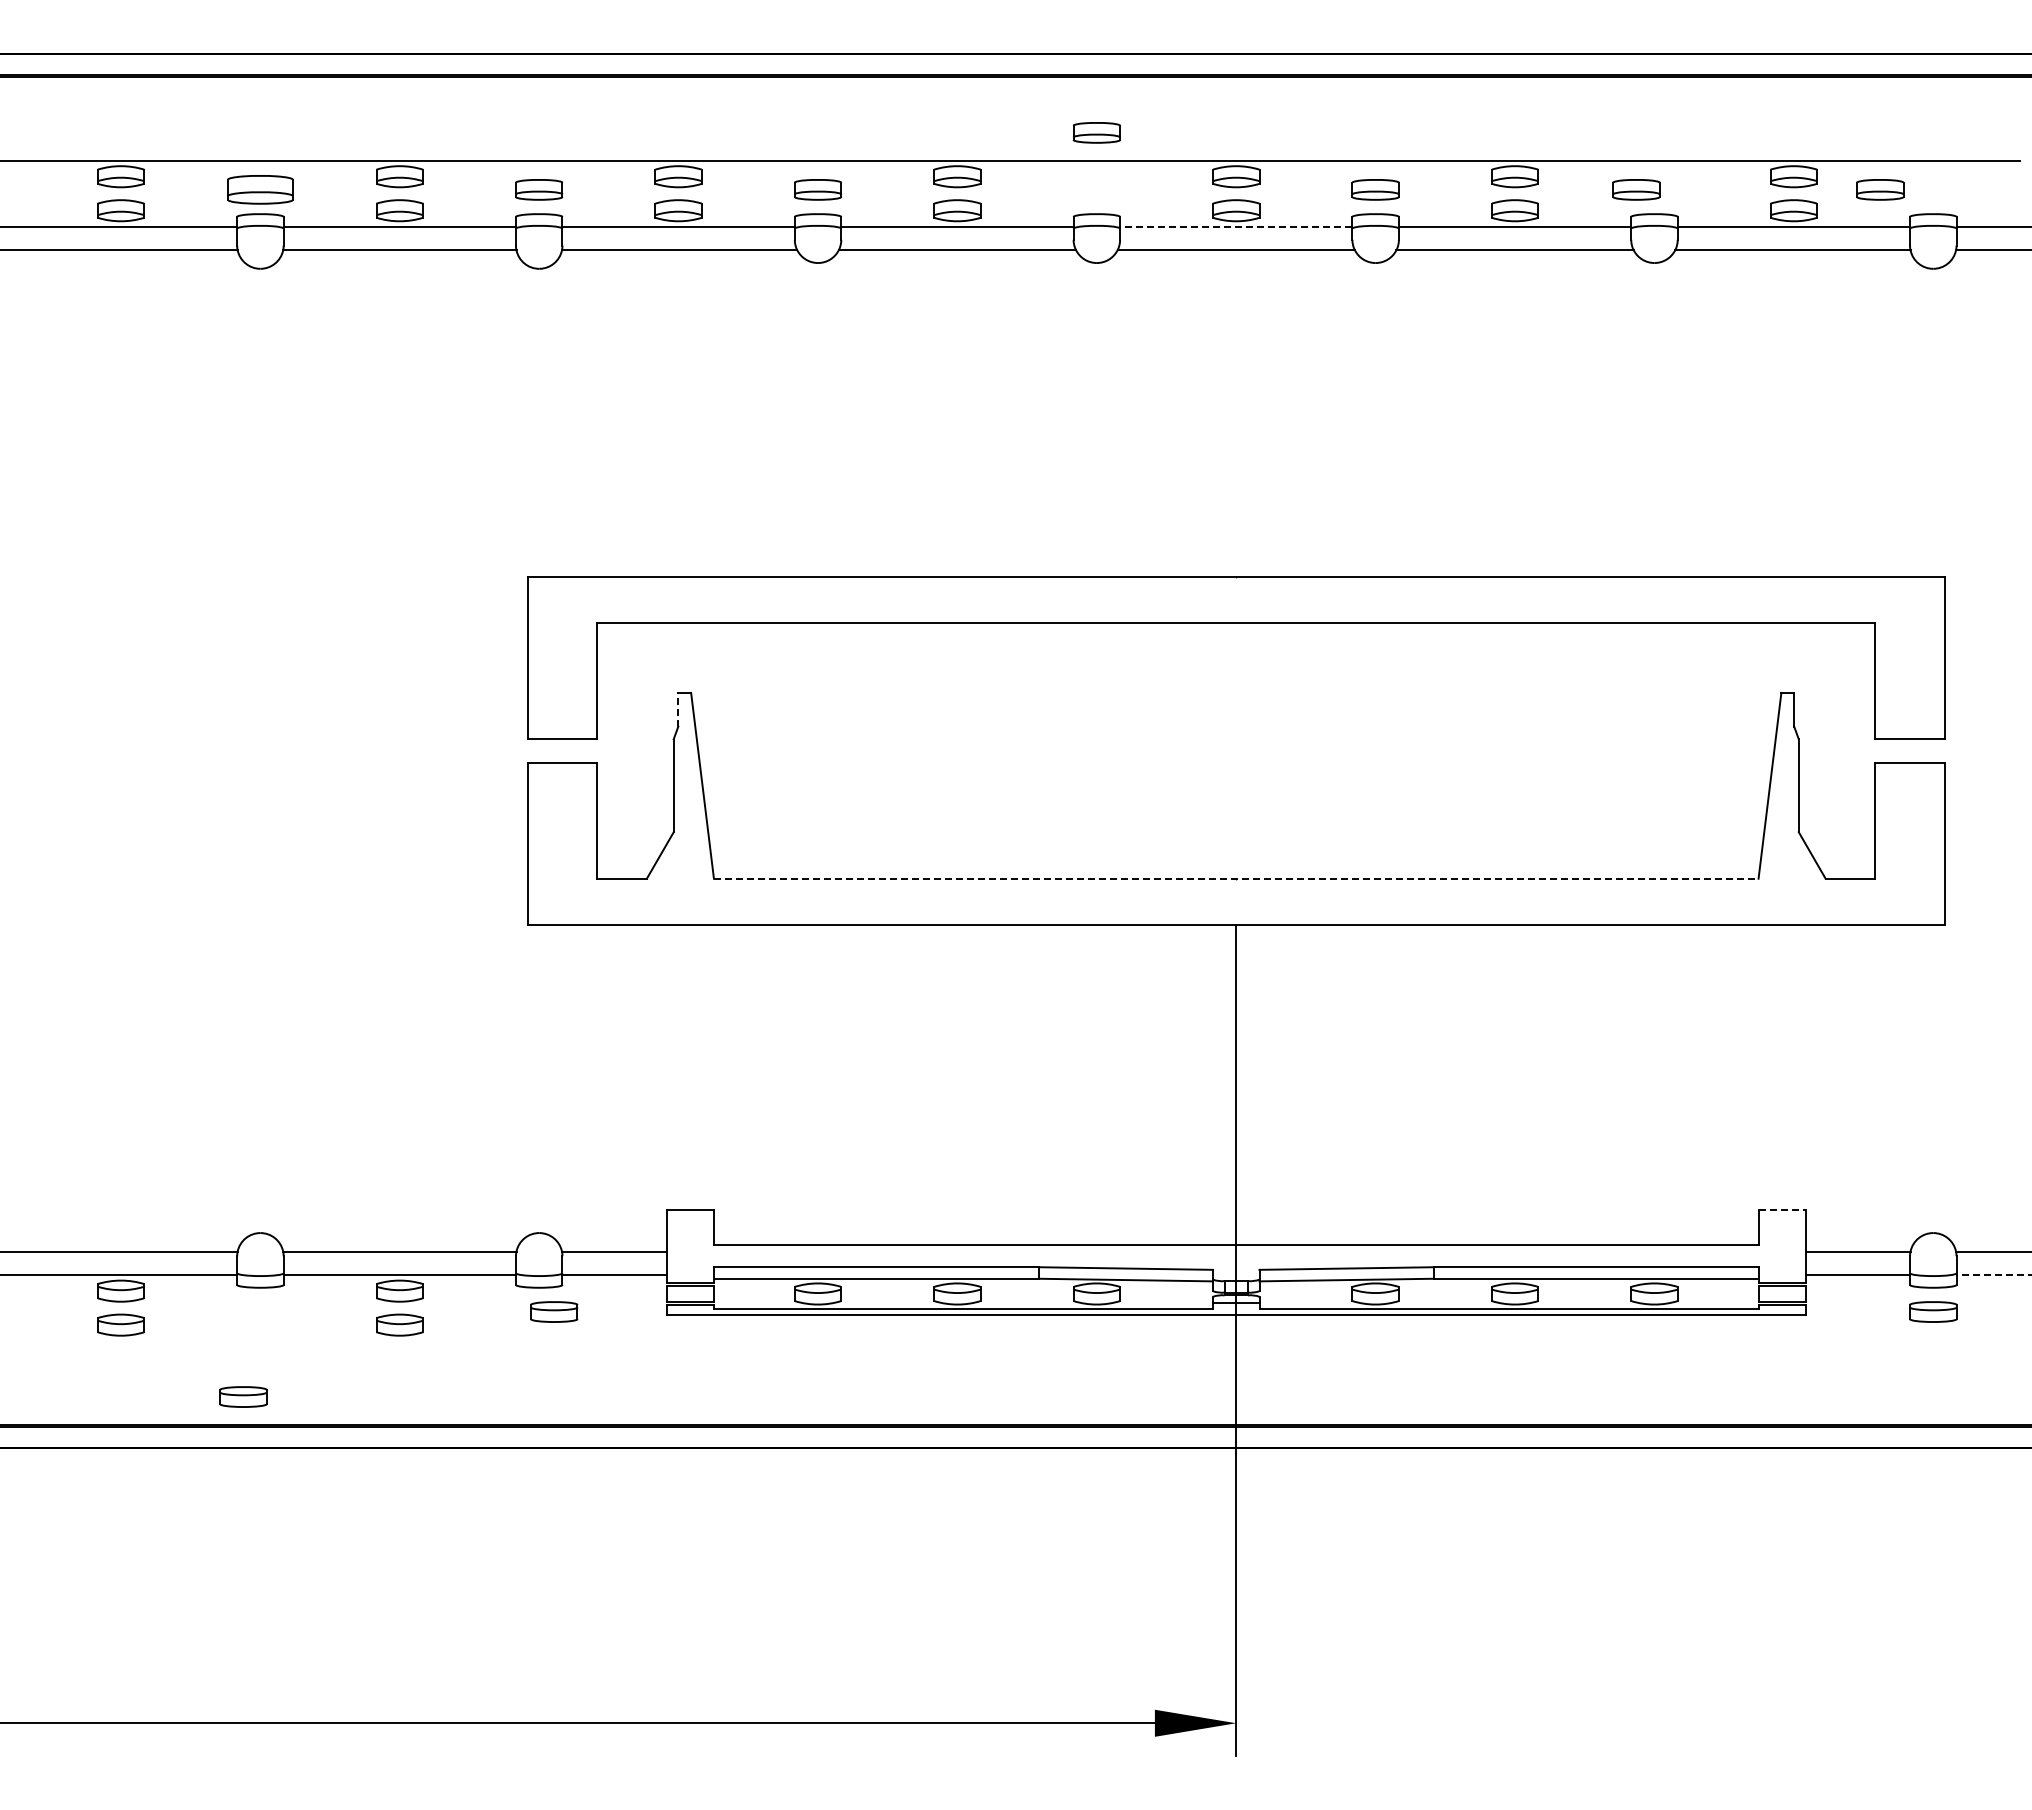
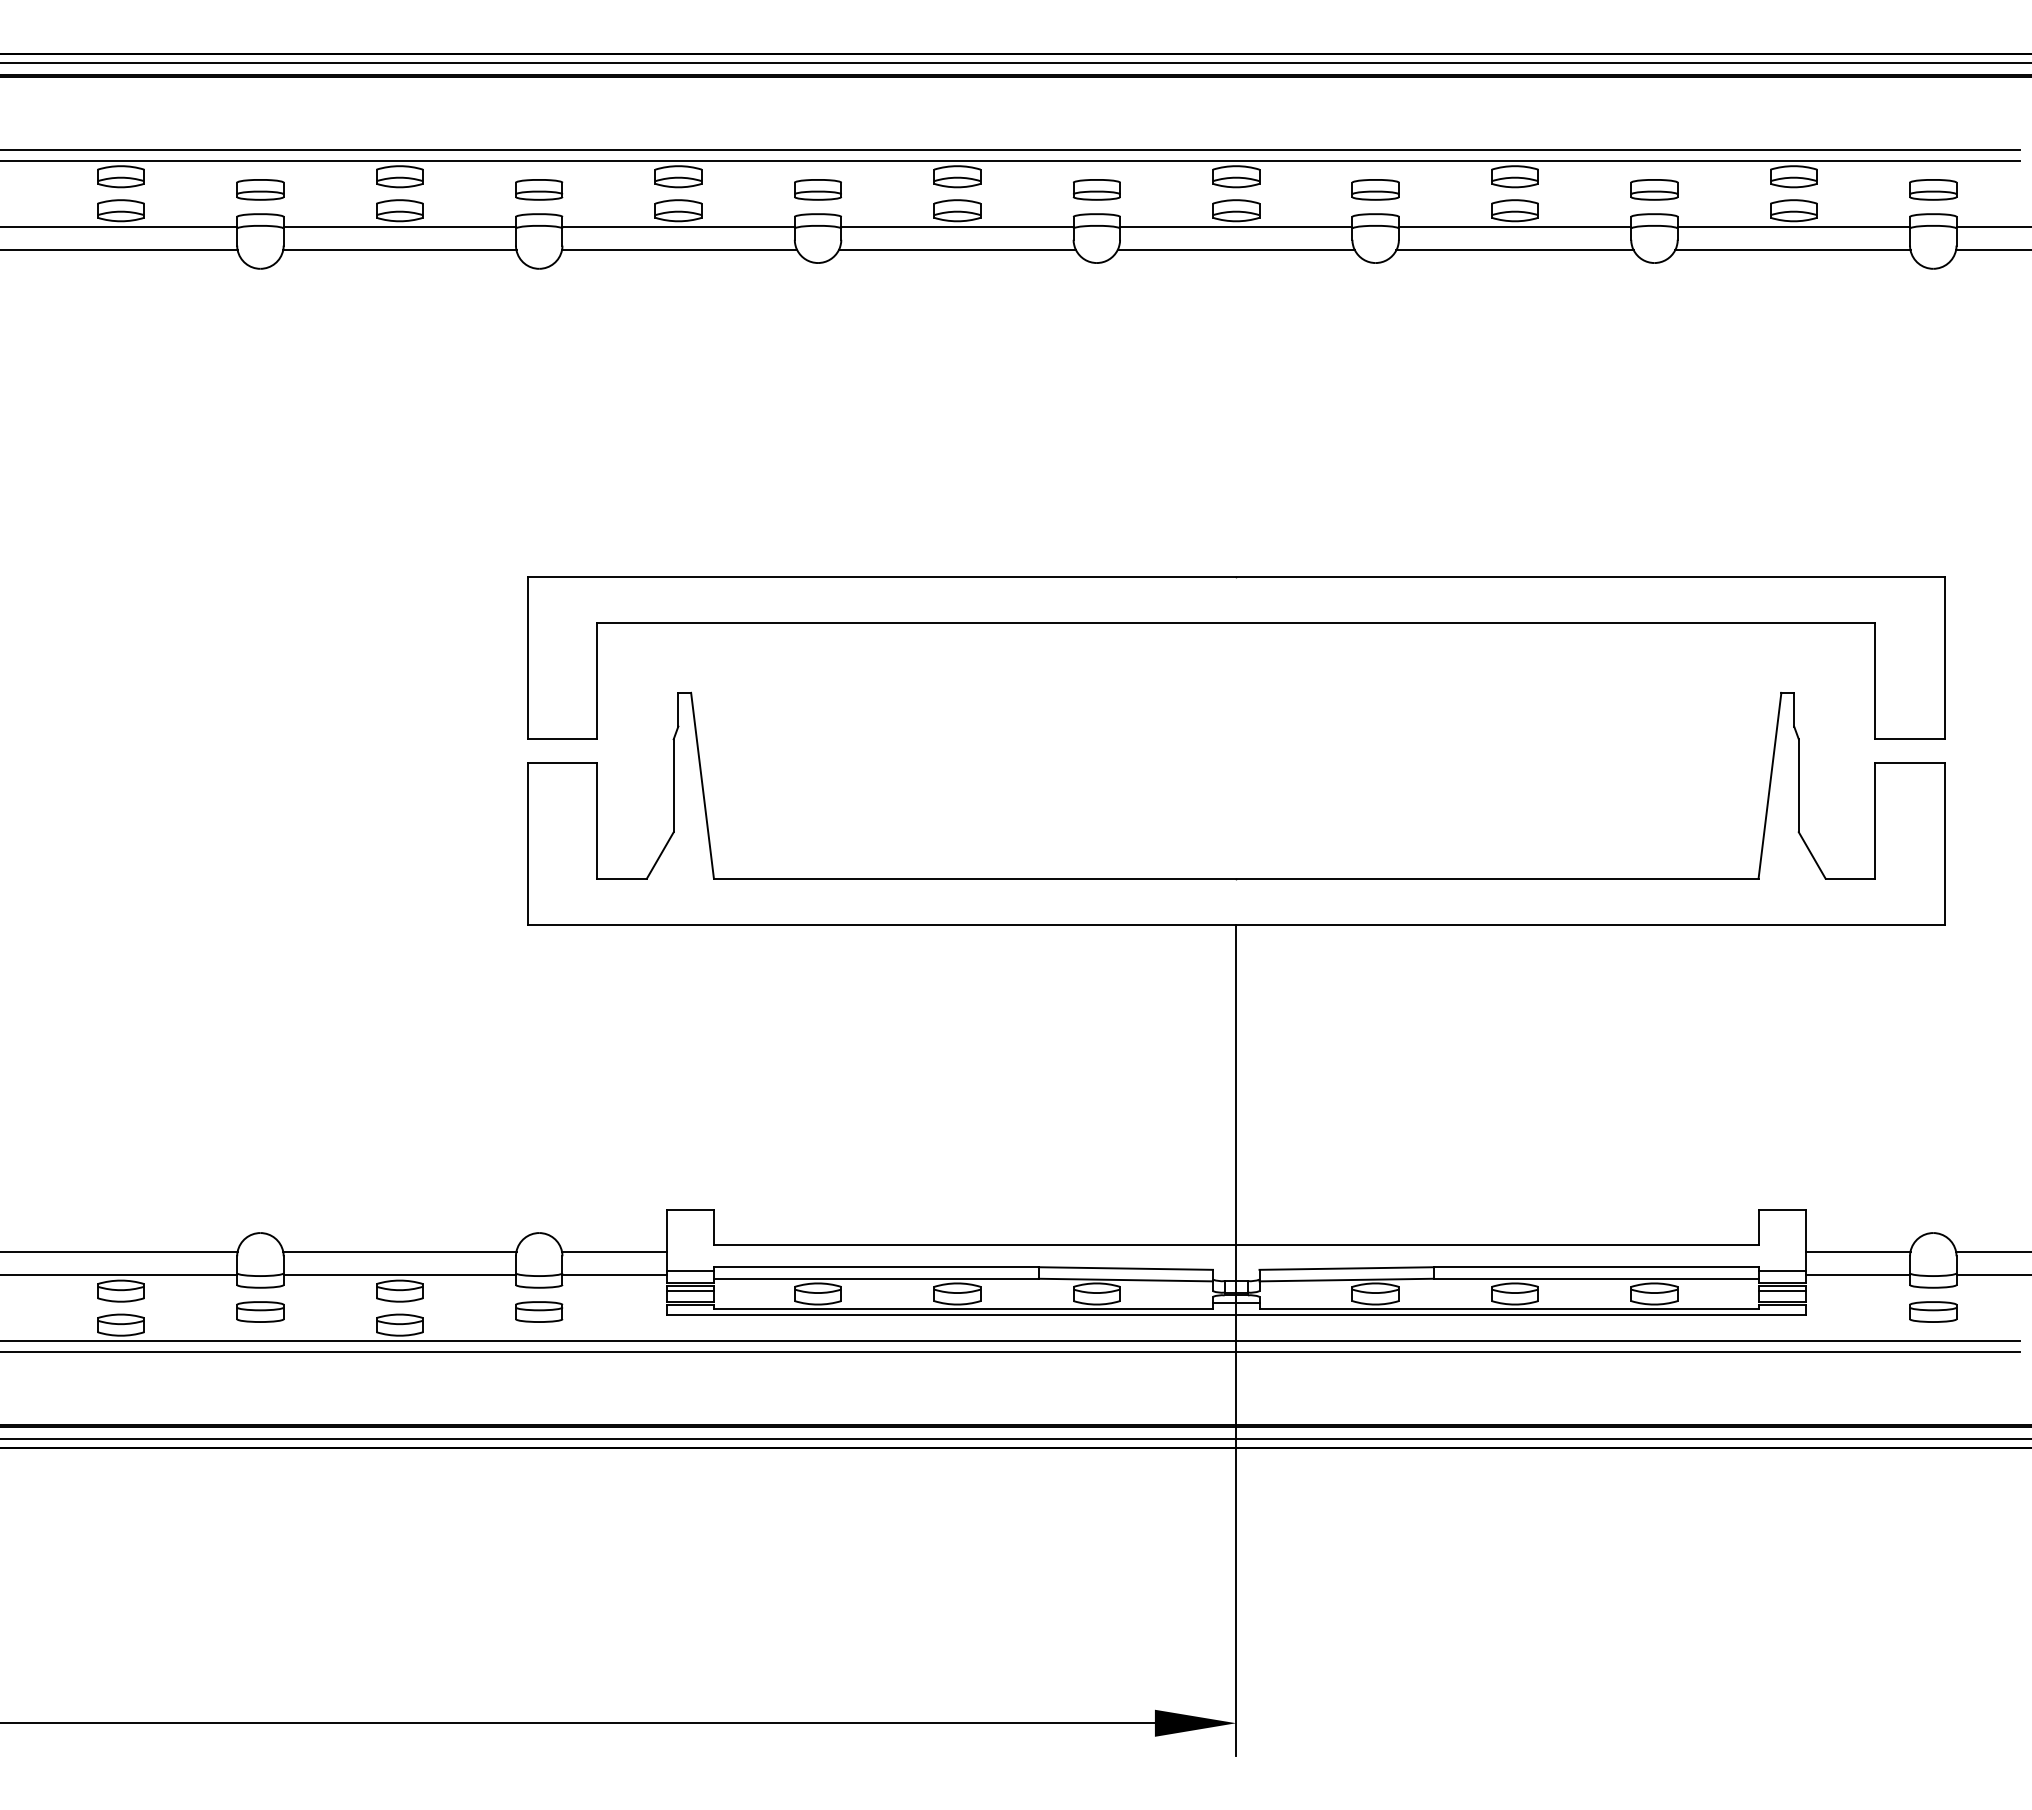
line: none -> present (1015, 63)
part position: (1096, 132) -> (1096, 189) (1096, 189)
line: none -> present (1011, 149)
part size: 67x30 px -> 49x22 px (260, 189)
part position: (1636, 189) -> (1654, 189) (1654, 189)
part position: (1880, 189) -> (1933, 189) (1933, 189)
line: dashed -> solid (1235, 227)
line: dashed -> solid (678, 709)
line: dashed -> solid (1236, 878)
line: dashed -> solid (1782, 1209)
line: none -> present (690, 1271)
line: none -> present (1782, 1271)
line: dashed -> solid (1993, 1274)
line: none -> present (690, 1290)
line: none -> present (1782, 1290)
part position: (554, 1311) -> (539, 1311) (539, 1311)
line: none -> present (1011, 1340)
line: none -> present (1011, 1352)
part position: (243, 1396) -> (260, 1311) (260, 1311)
line: none -> present (1015, 1438)
